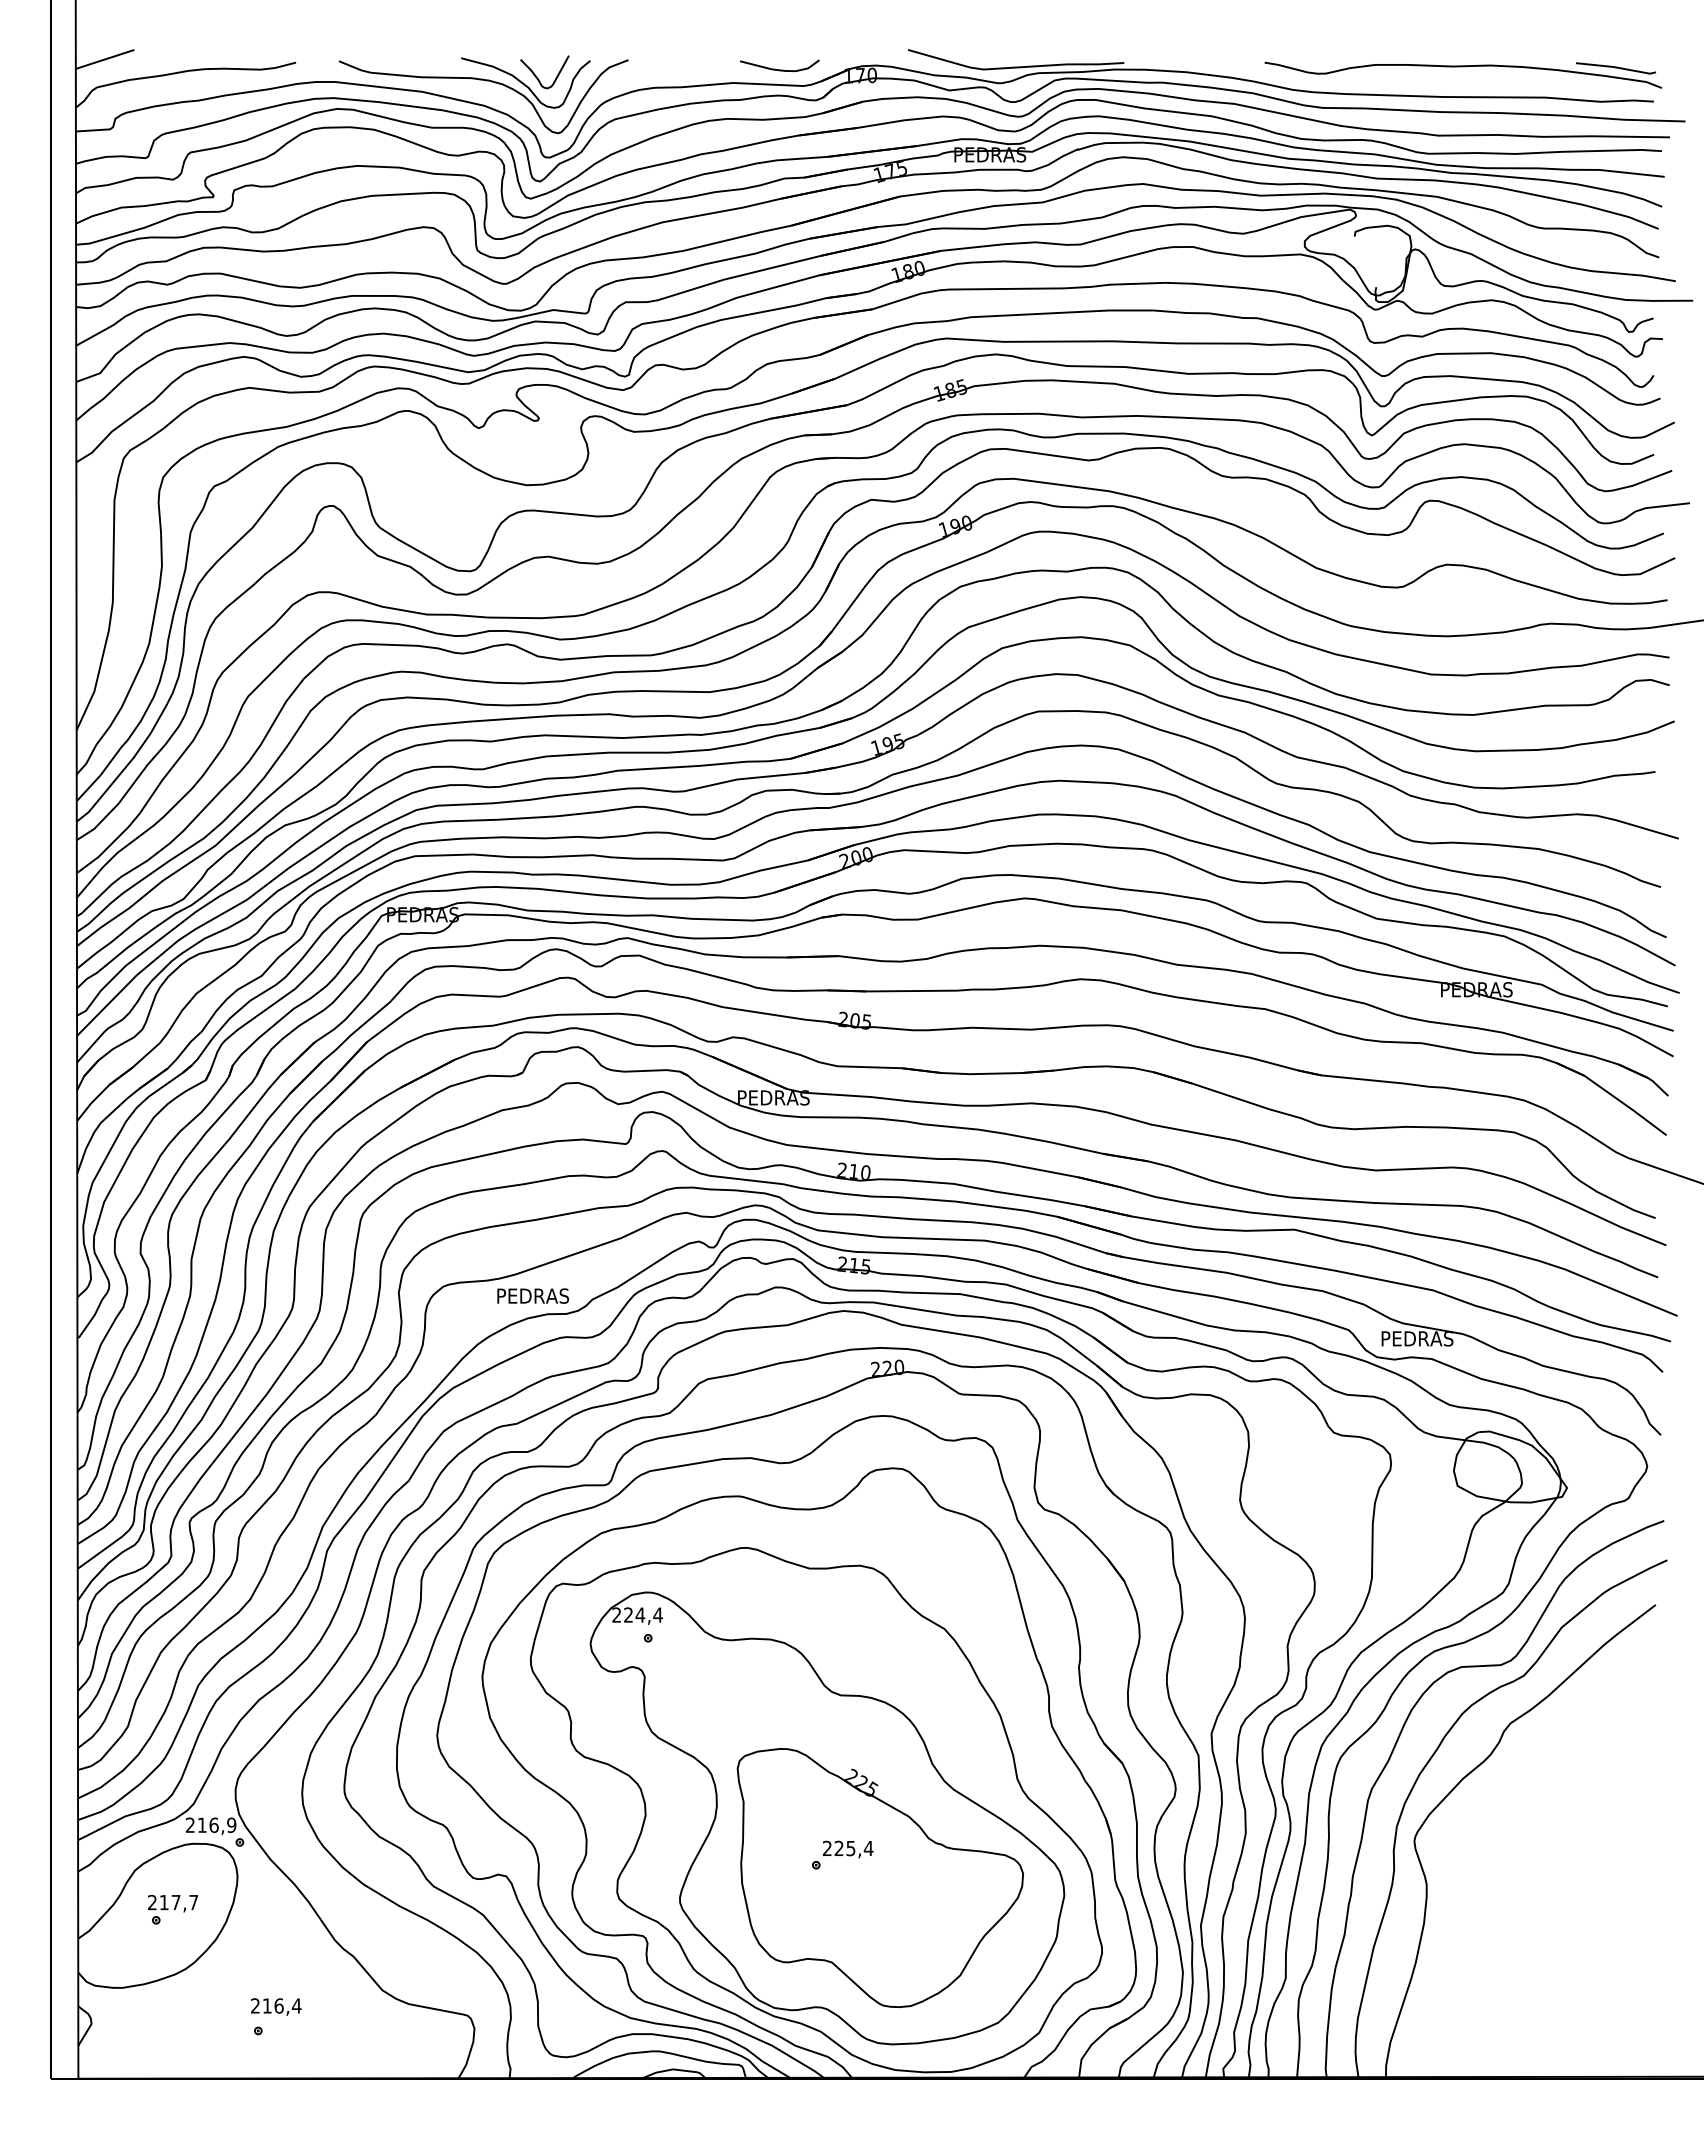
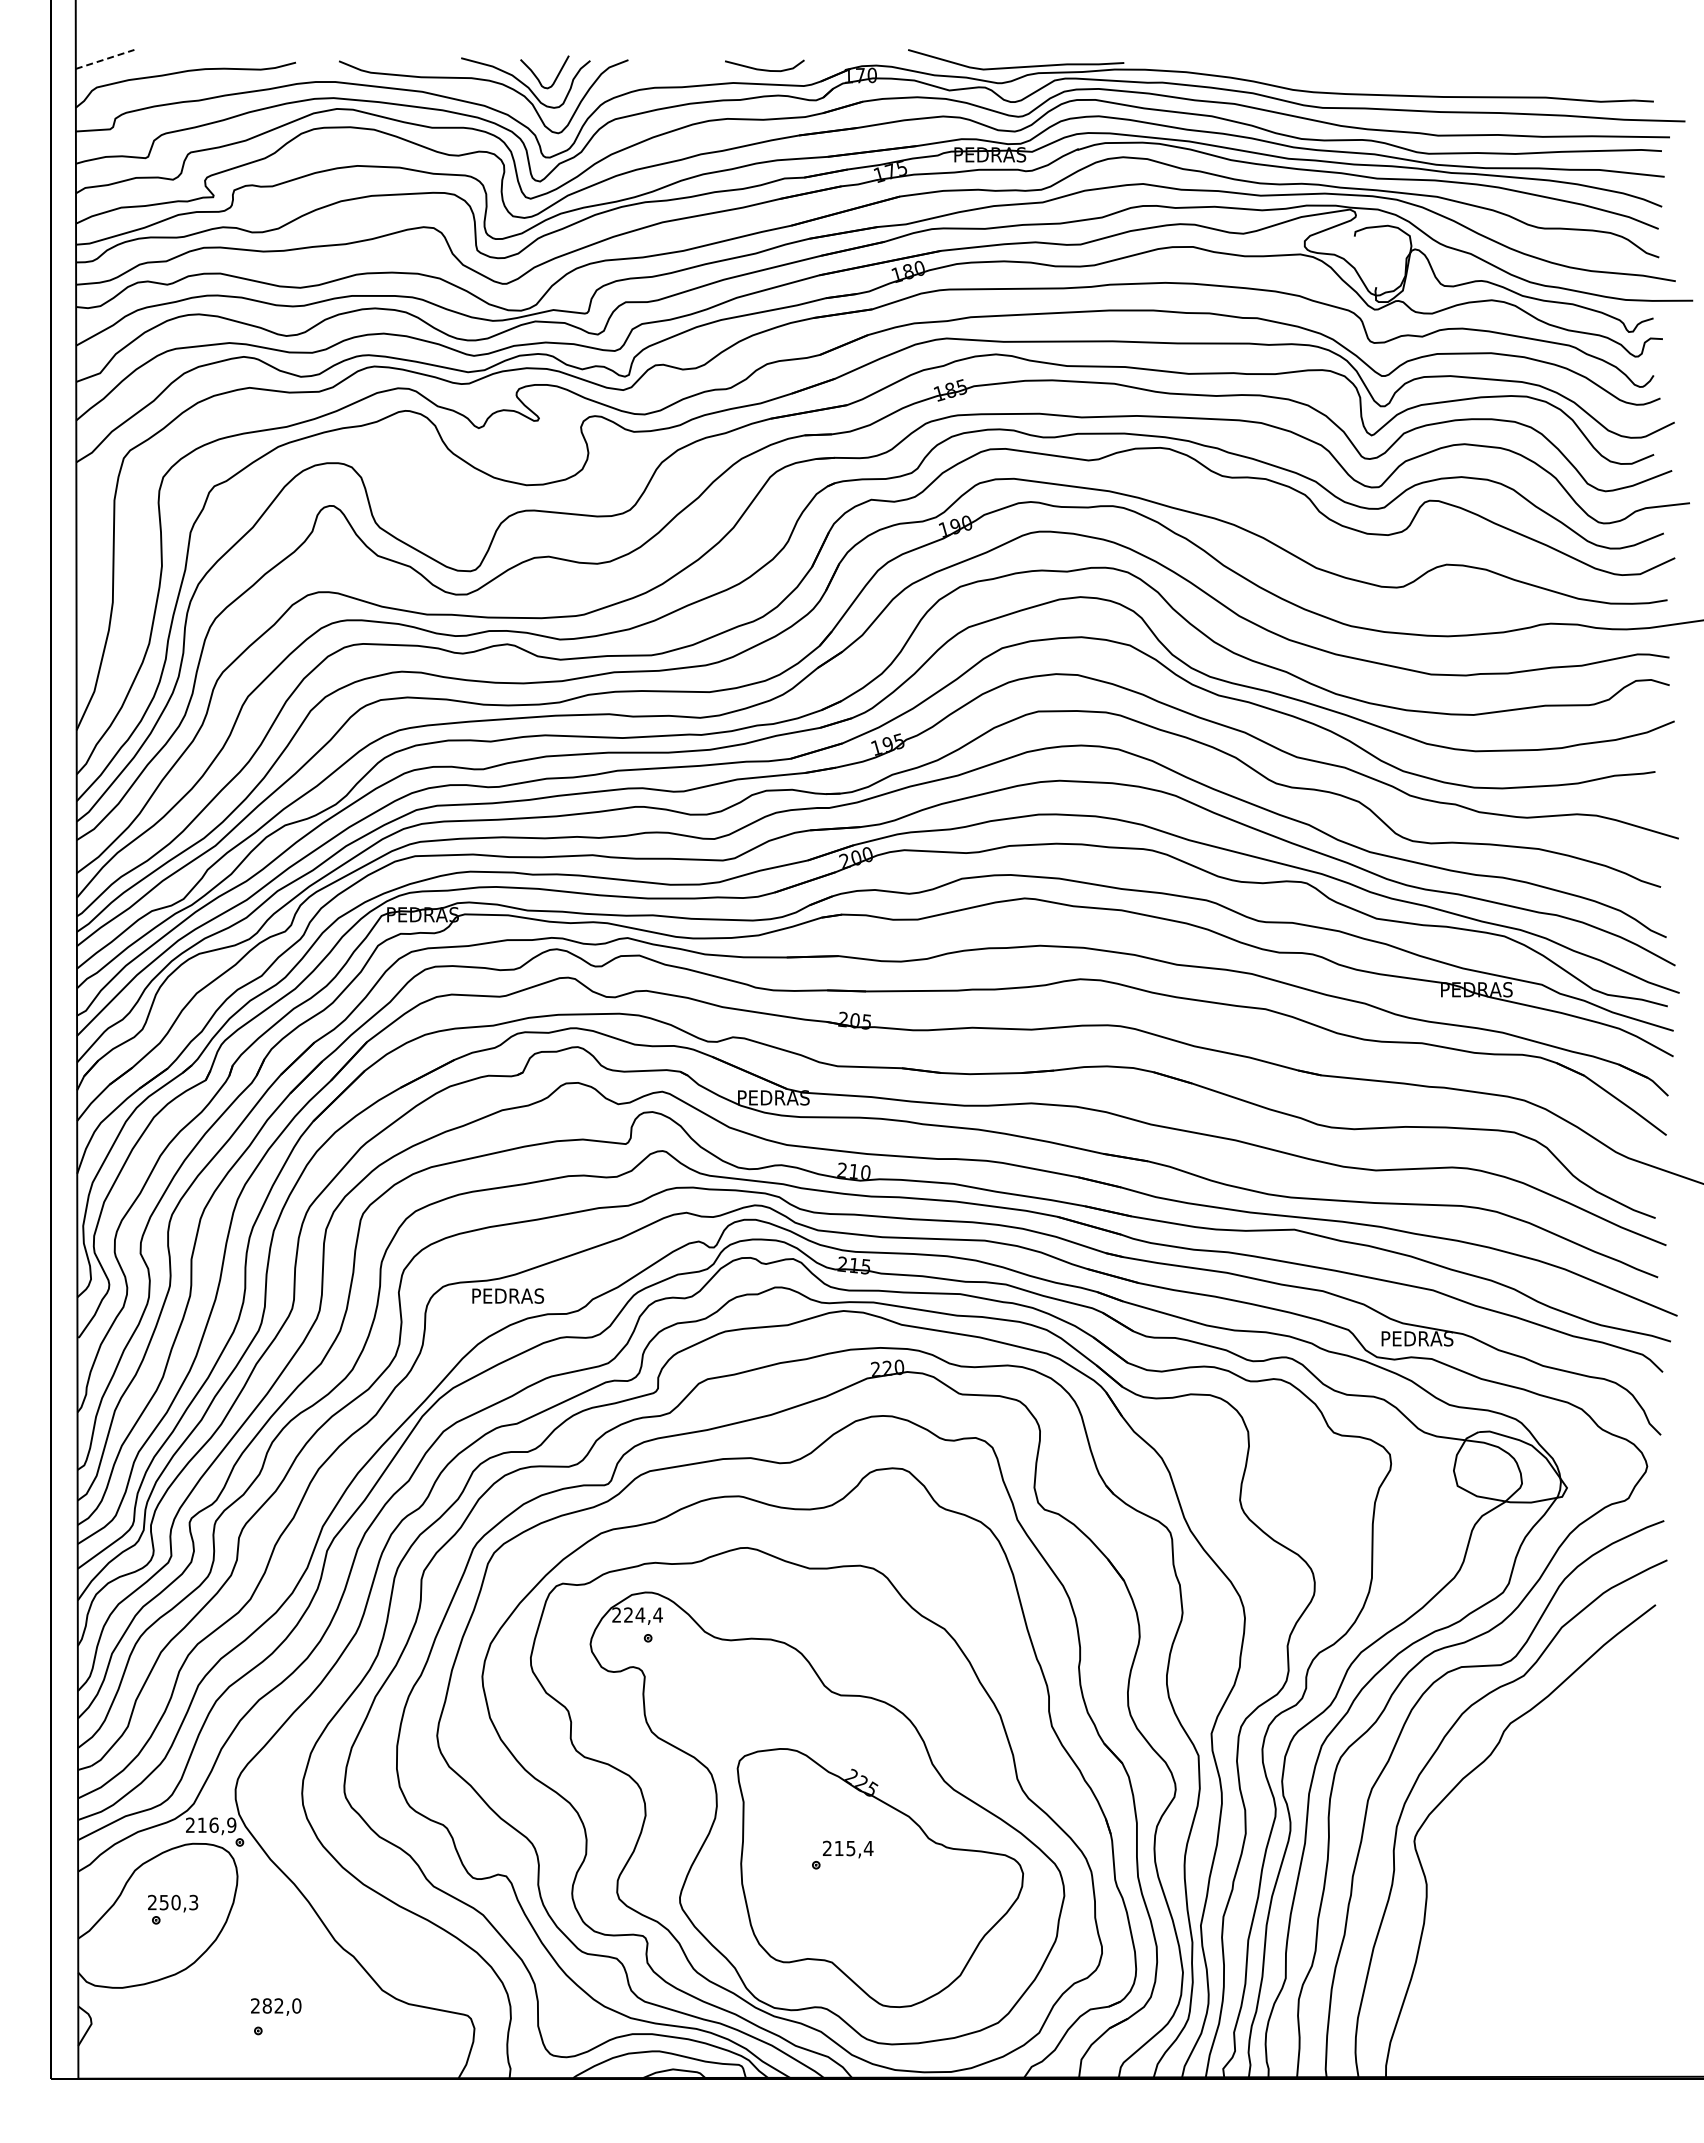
line: solid -> dashed (105, 59)
part: present -> none (1463, 67)
curve position: (779, 69) -> (764, 69) (764, 69)
text position: (533, 1295) -> (508, 1295) (508, 1295)
text: 225,4 -> 215,4 (838, 1847)
text: 217,7 -> 250,3 (178, 1902)
text: 216,4 -> 282,0 (281, 2005)
